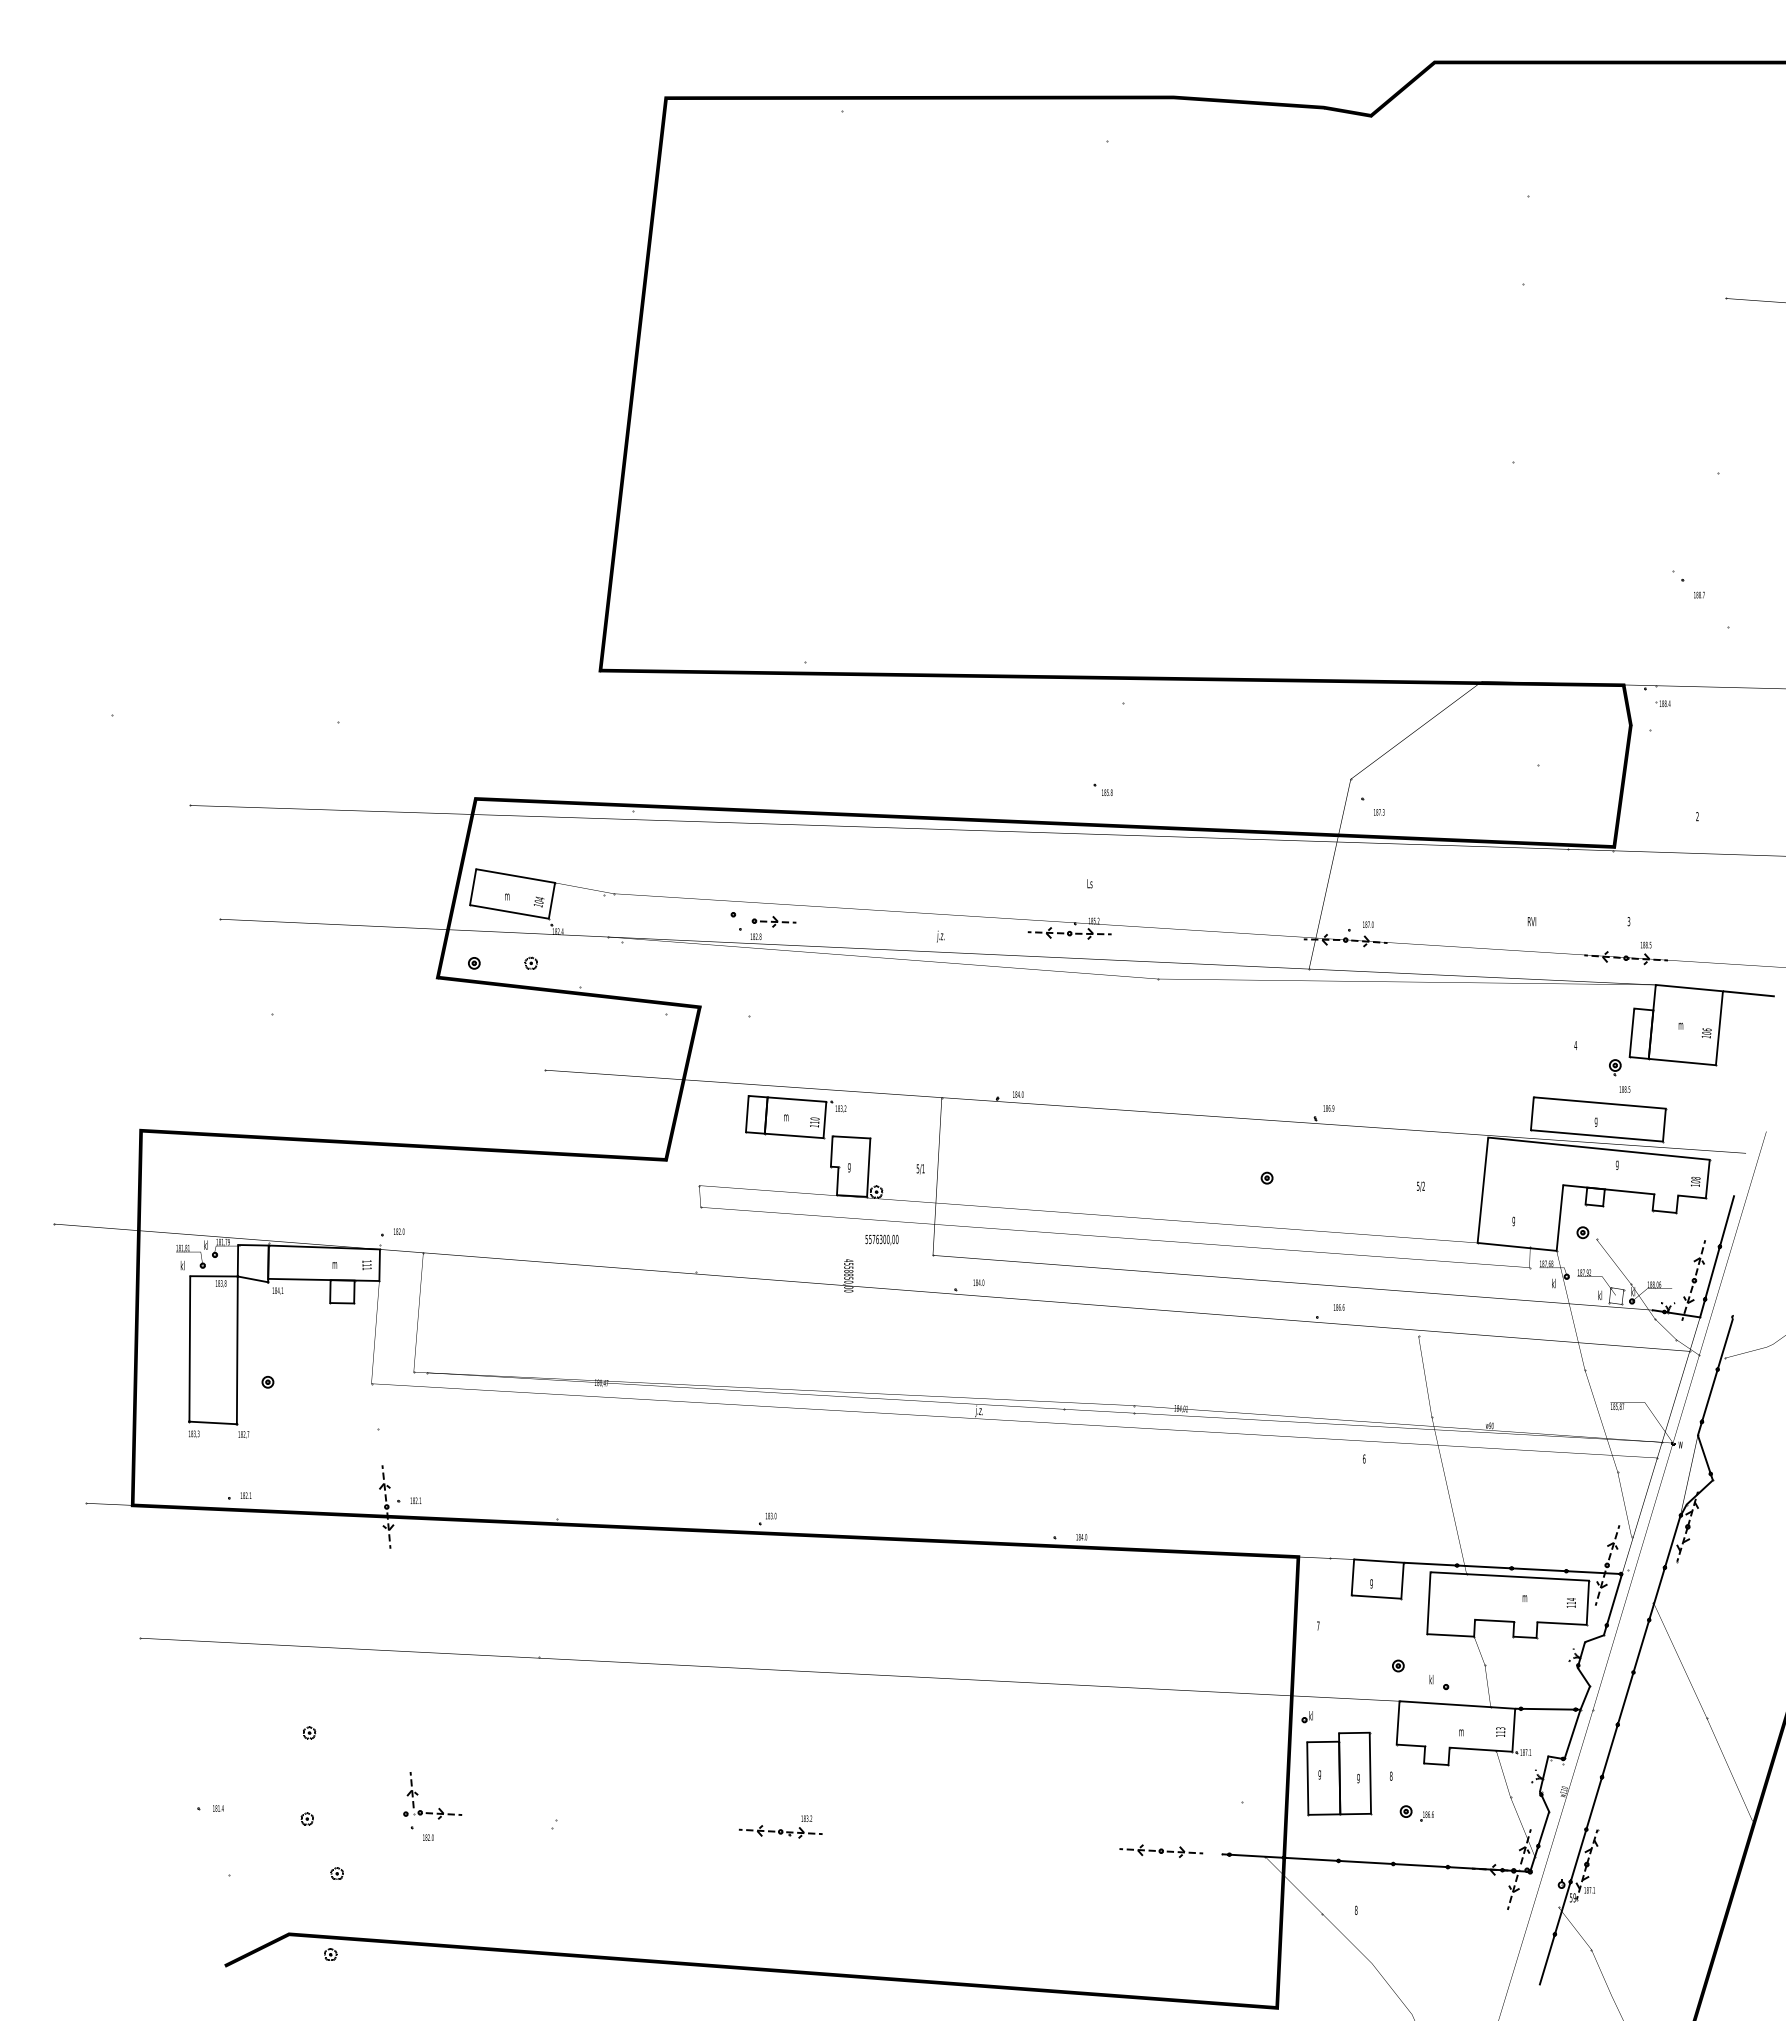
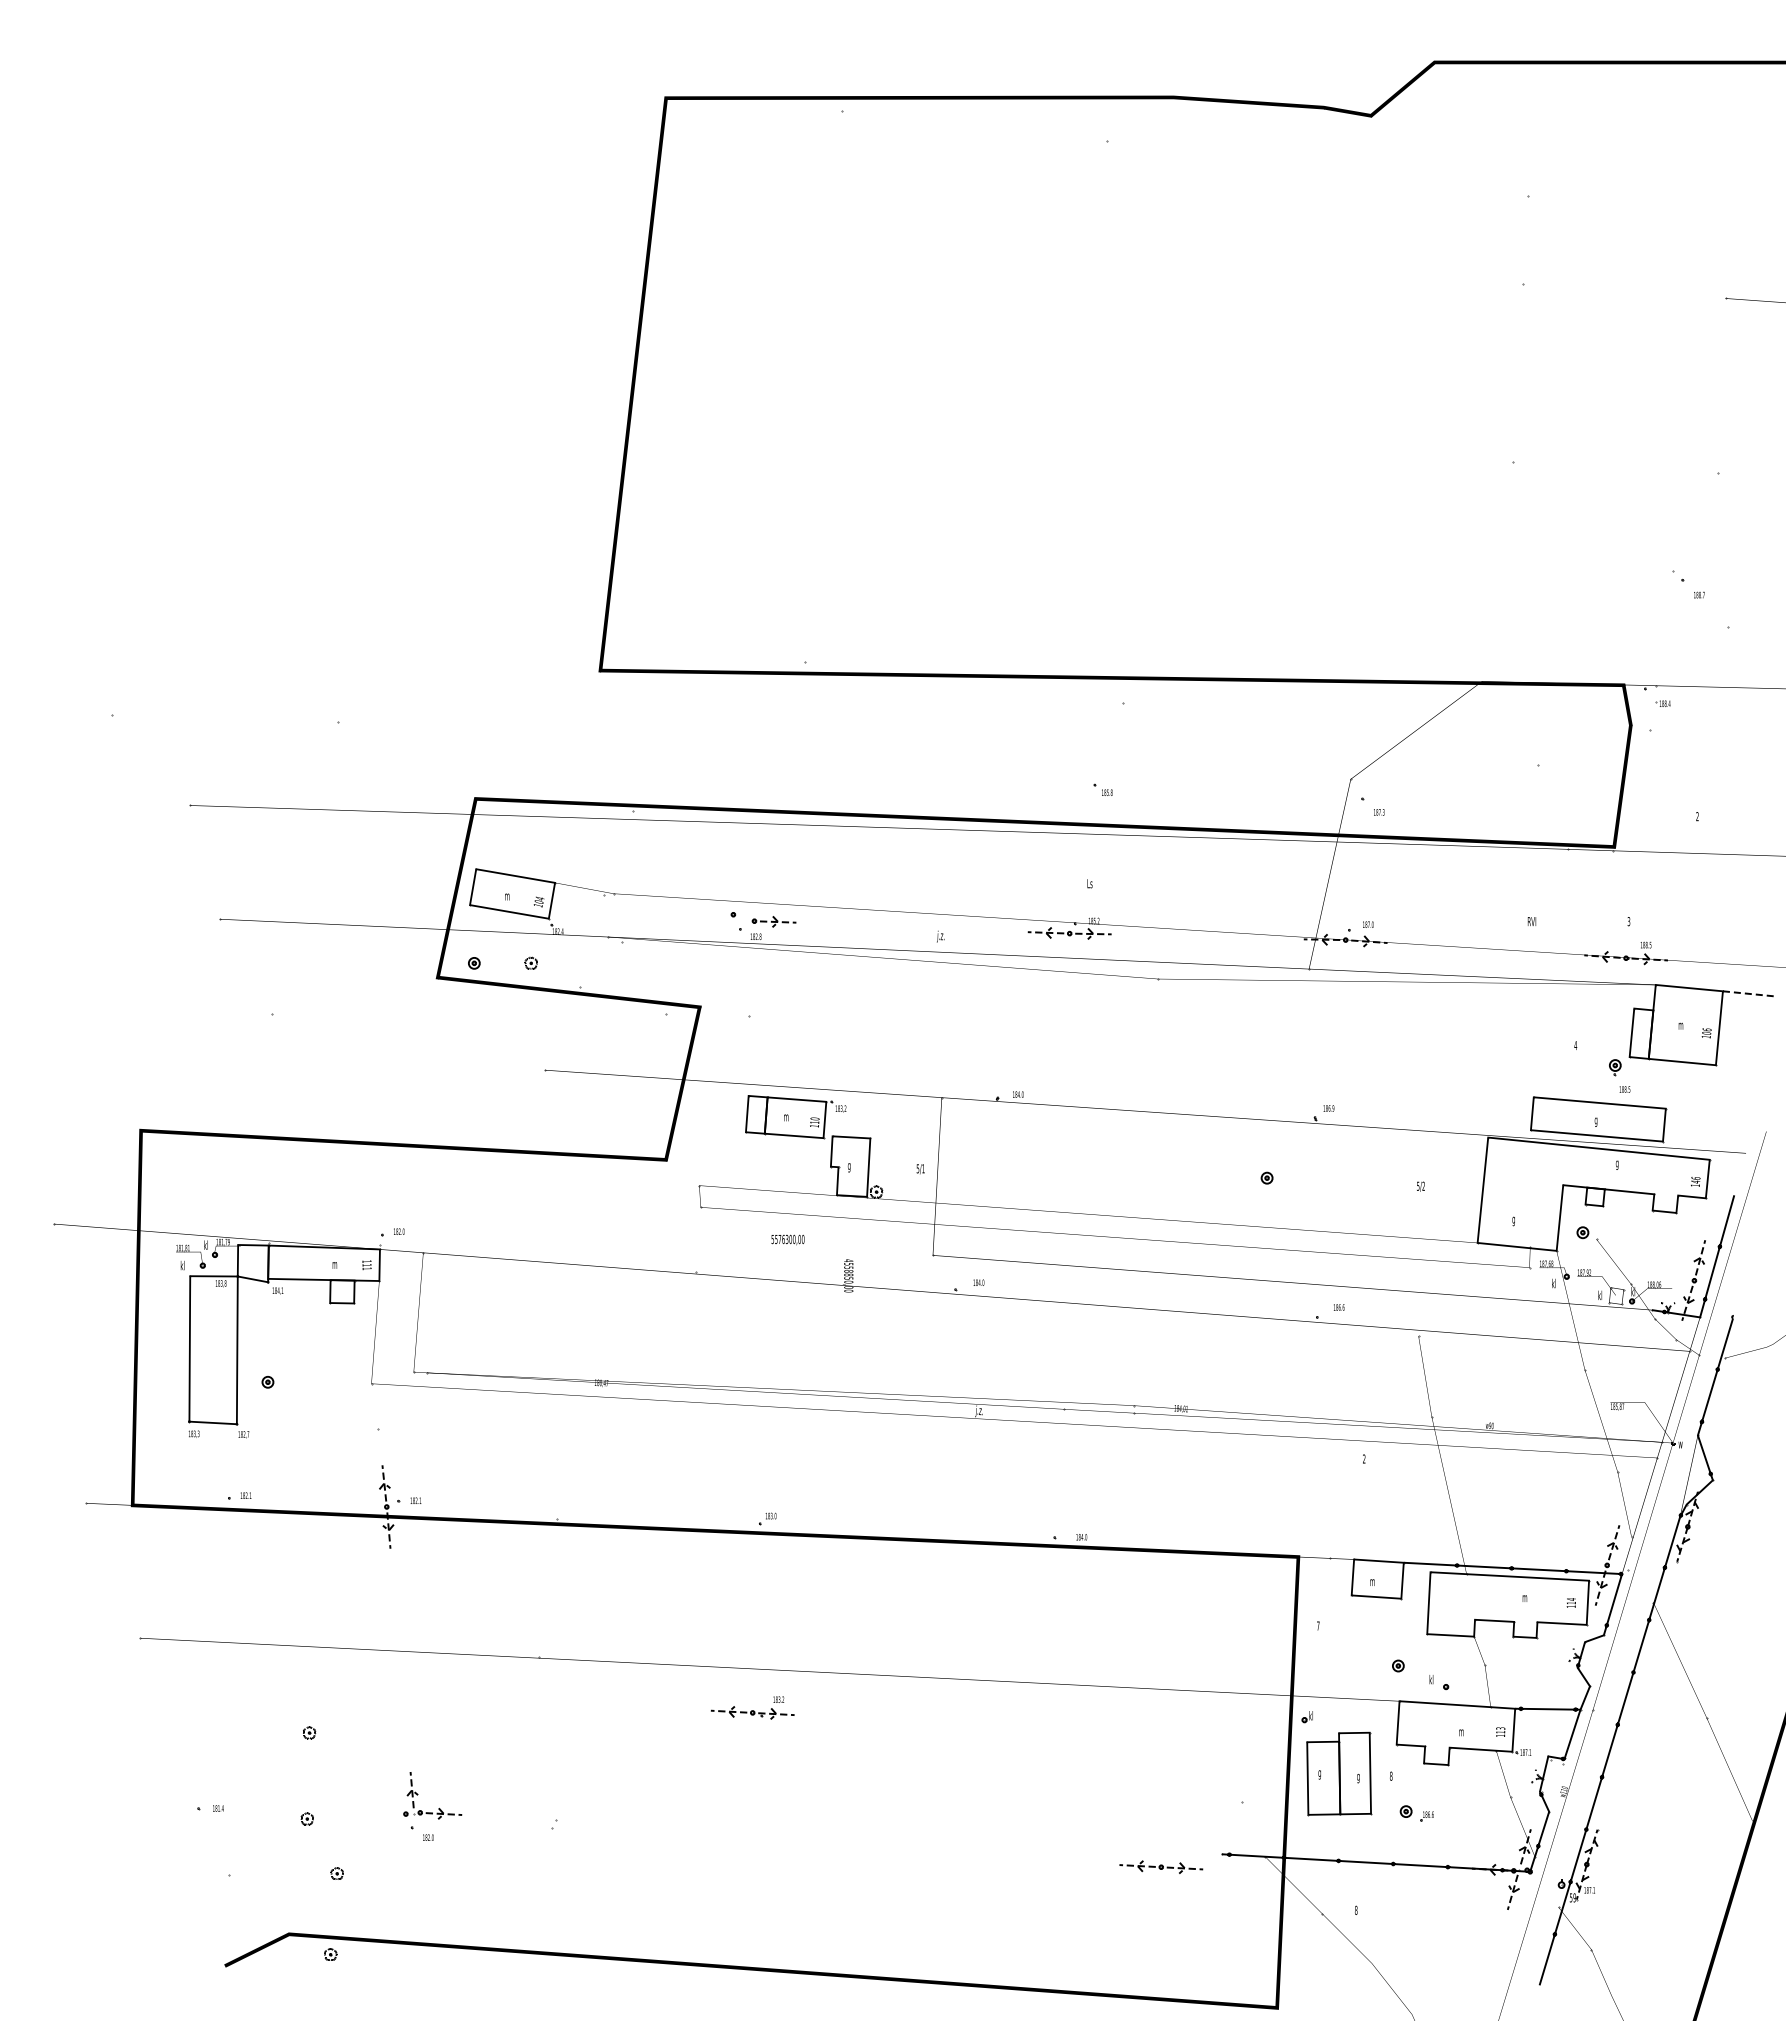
line: solid -> dashed (1749, 993)
text: 108 -> 146 (1695, 1179)
text position: (881, 1239) -> (787, 1239) (787, 1239)
text: 6 -> 2 (1364, 1458)
text: g -> m (1372, 1583)
part position: (780, 1826) -> (752, 1707) (752, 1707)
part position: (1161, 1850) -> (1161, 1866) (1161, 1866)
